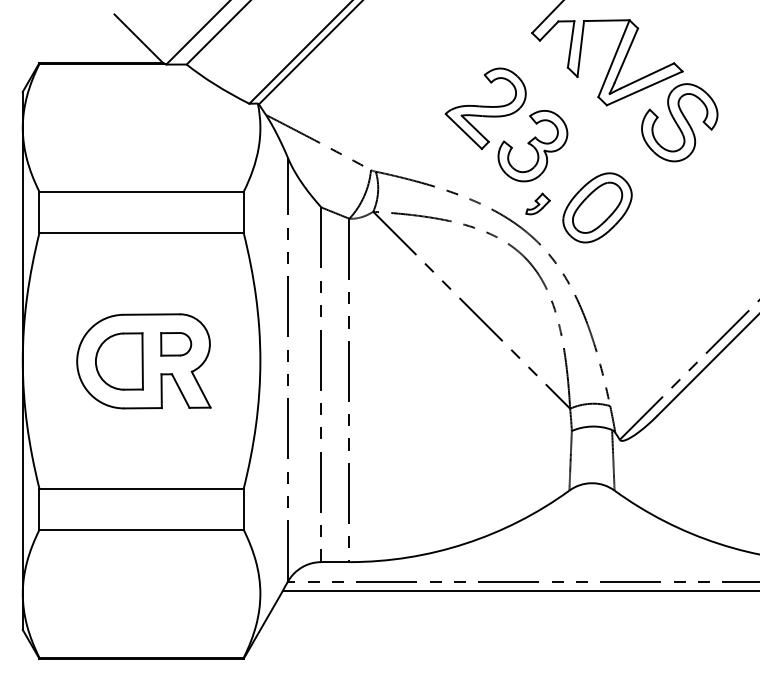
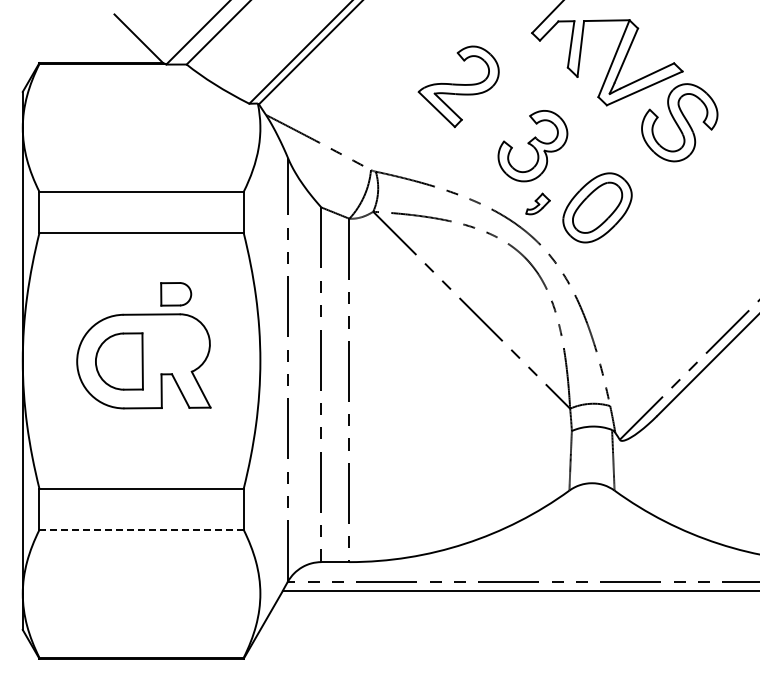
part position: (485, 108) -> (458, 86) (458, 86)
part position: (176, 344) -> (176, 294) (176, 294)
line: solid -> dashed (142, 529)
